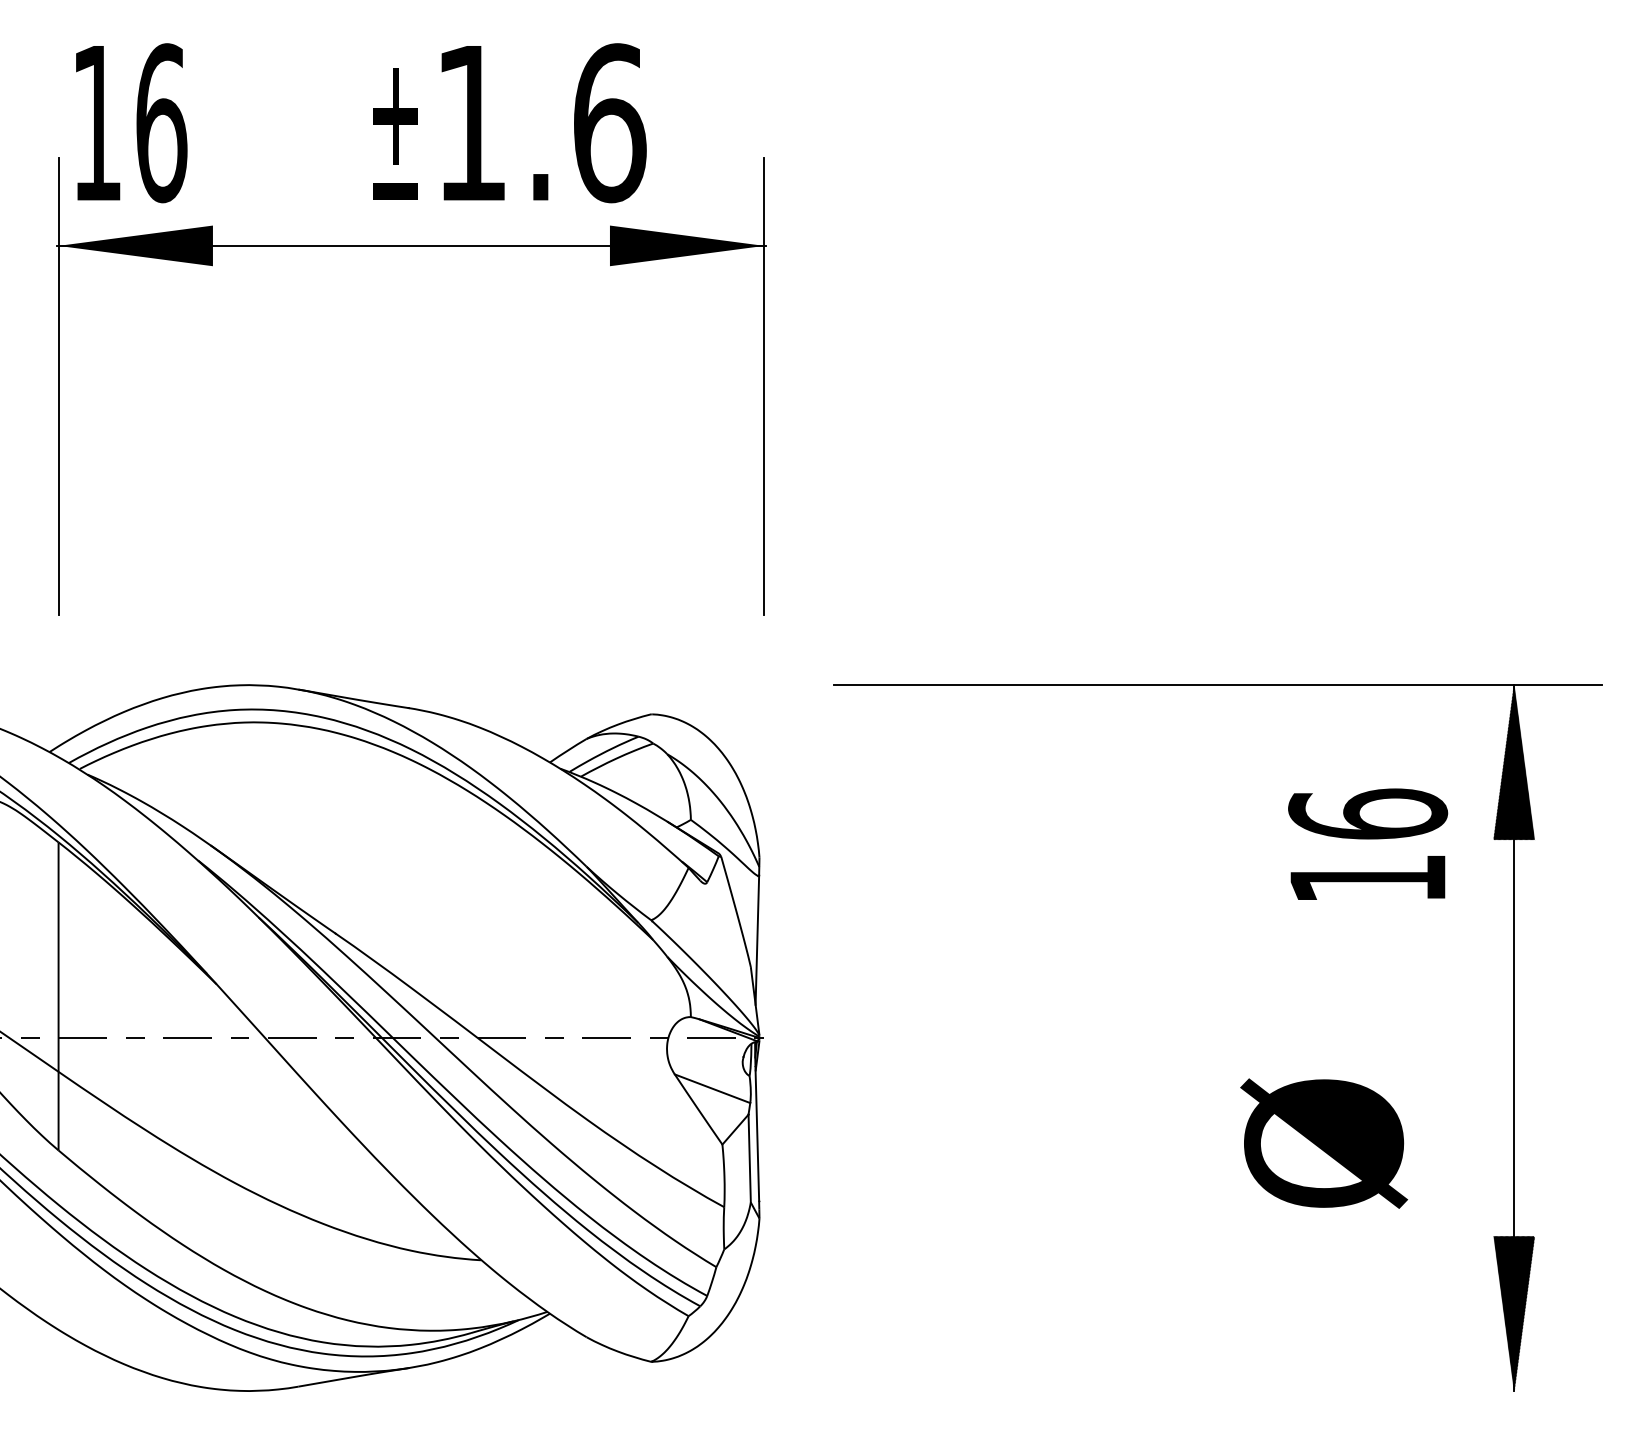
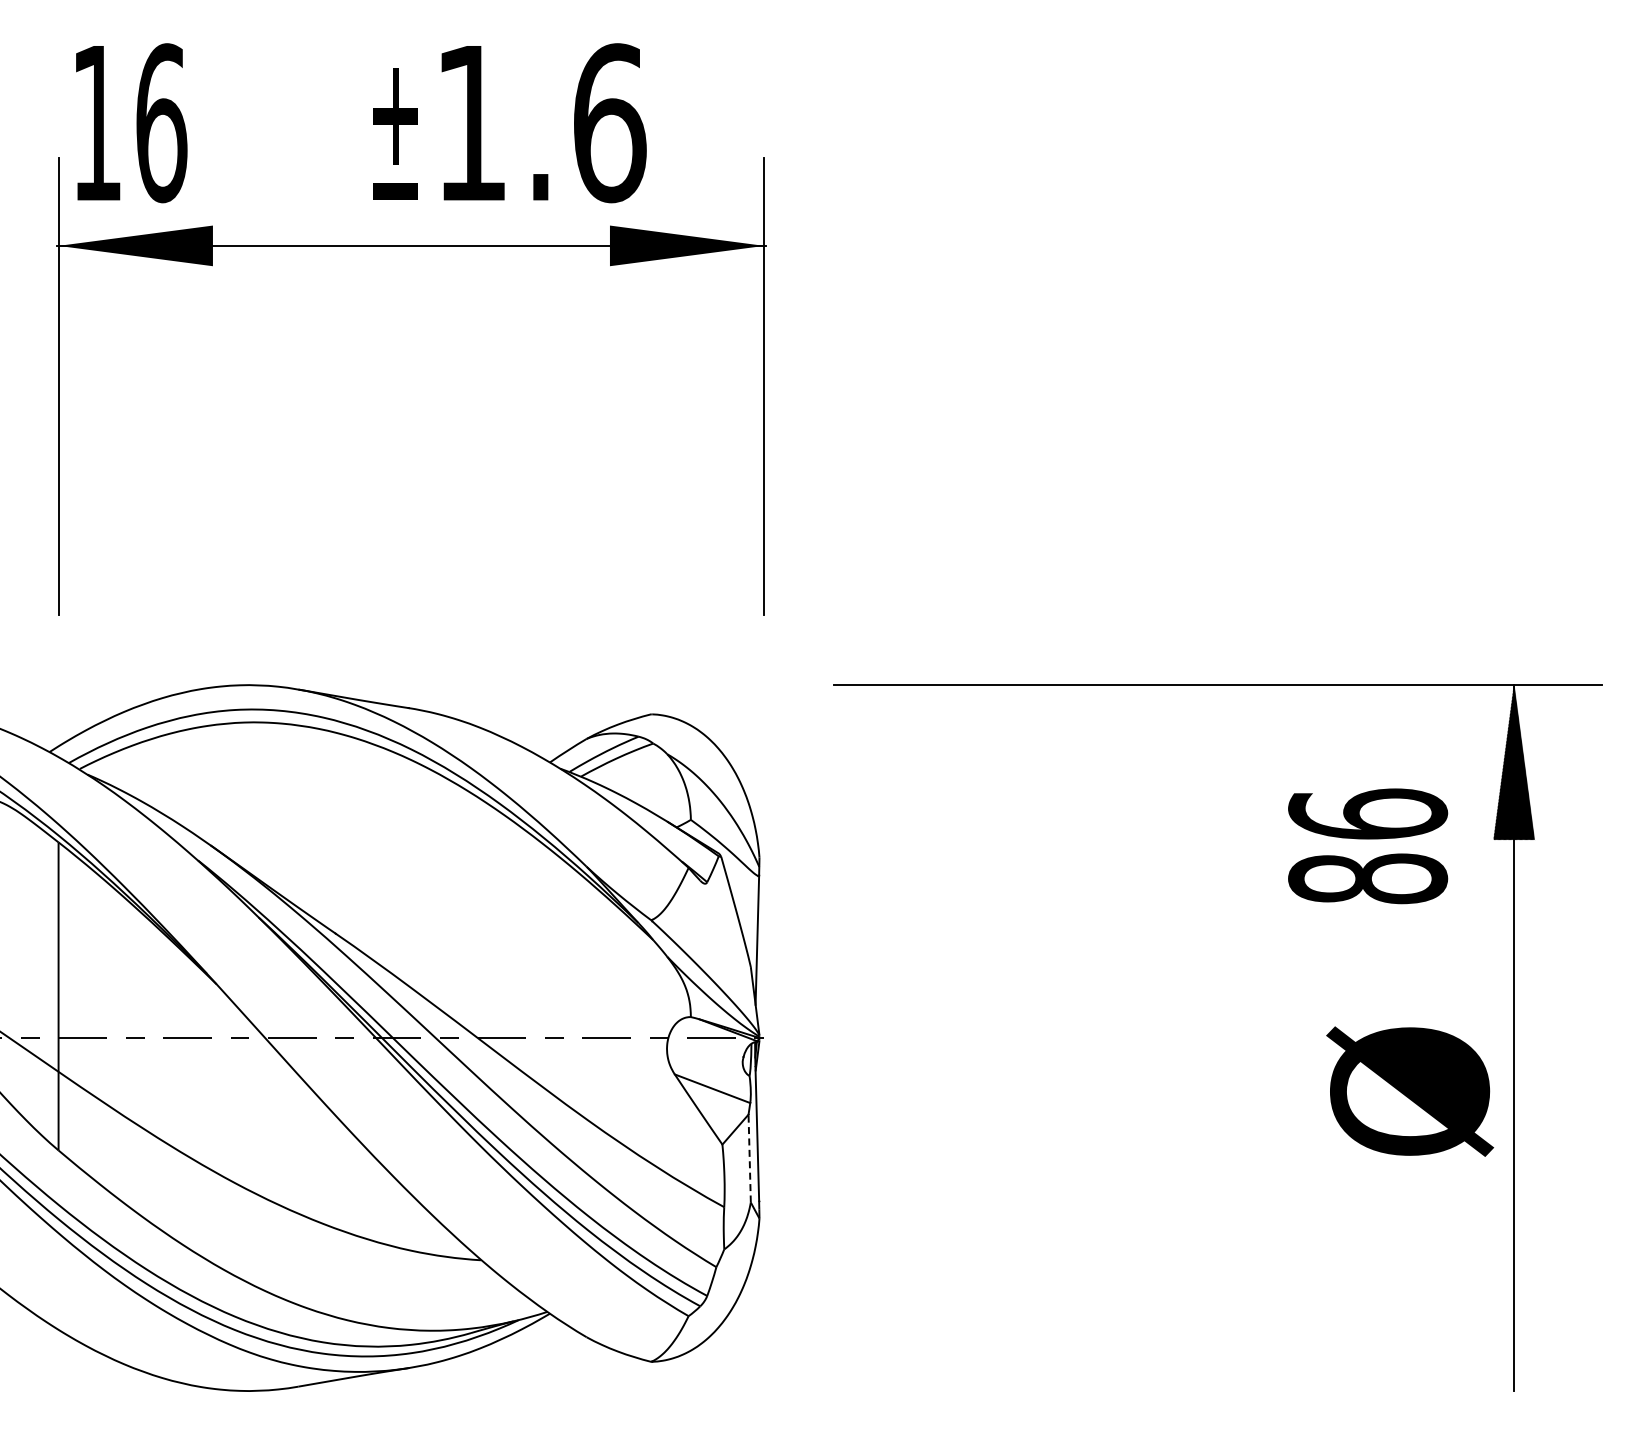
text: 16 -> 86 (1368, 878)
text position: (1324, 1143) -> (1410, 1091) (1410, 1091)
line: solid -> dashed (749, 1158)
hatch: present -> none (1513, 1313)
